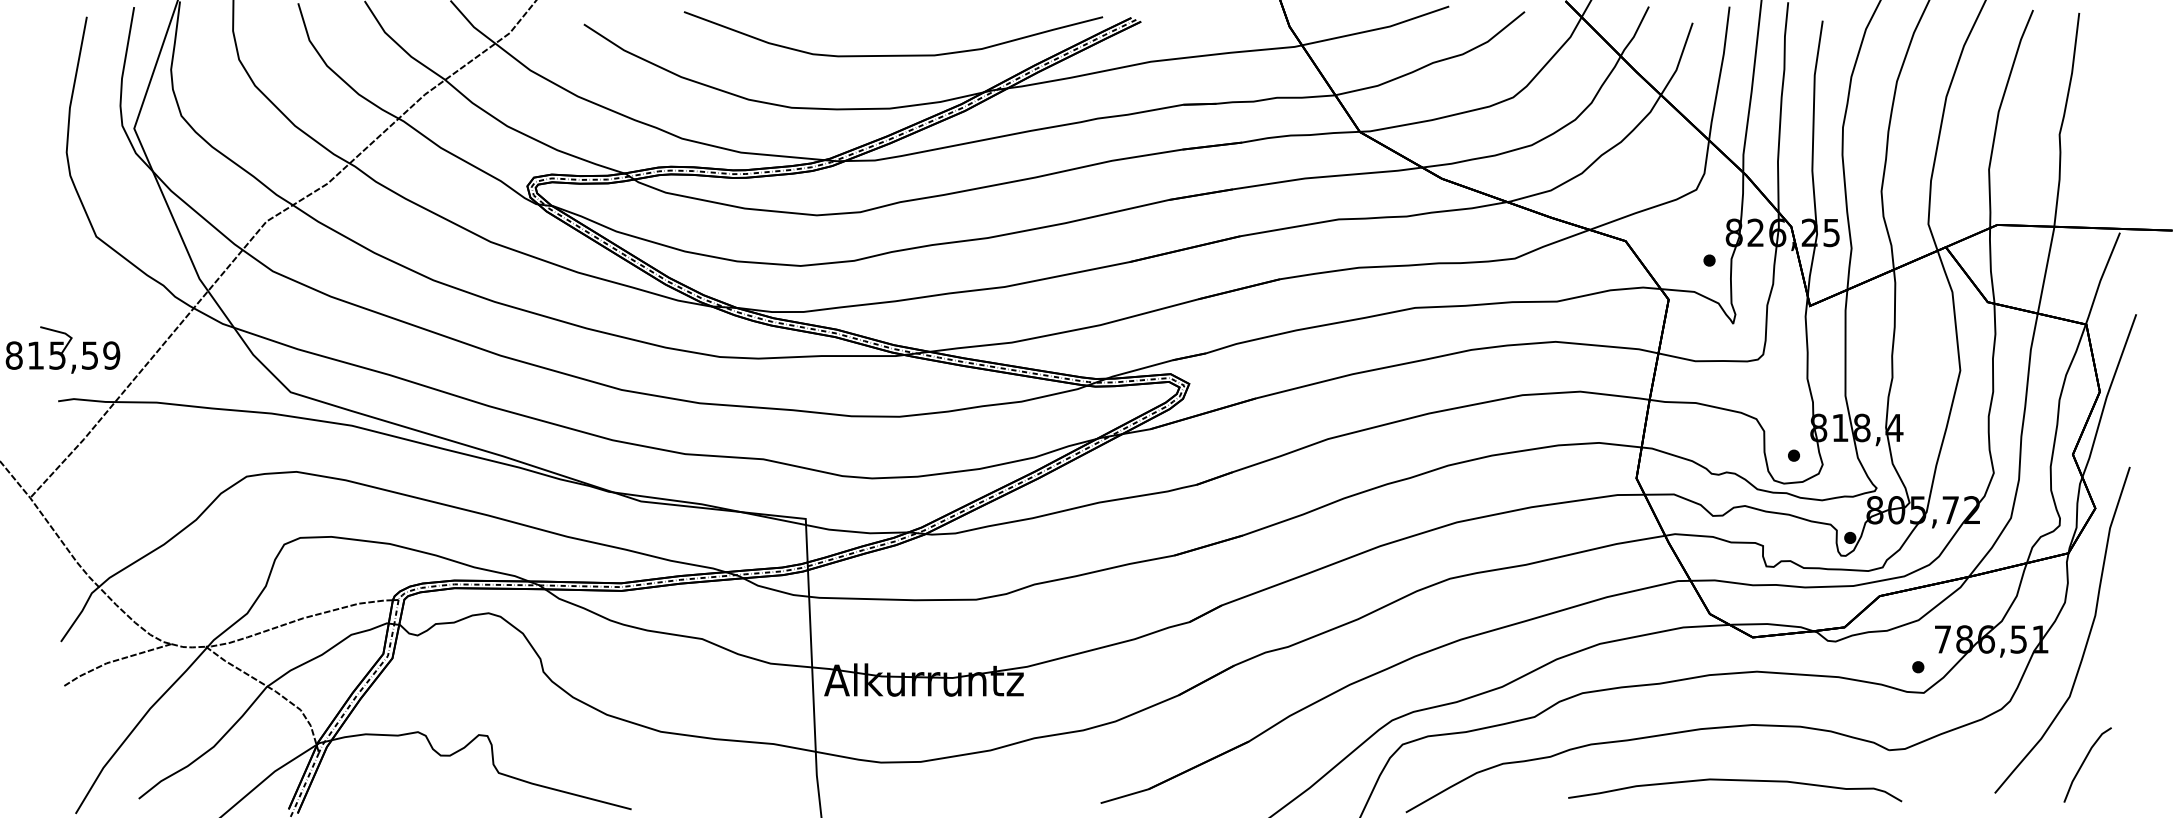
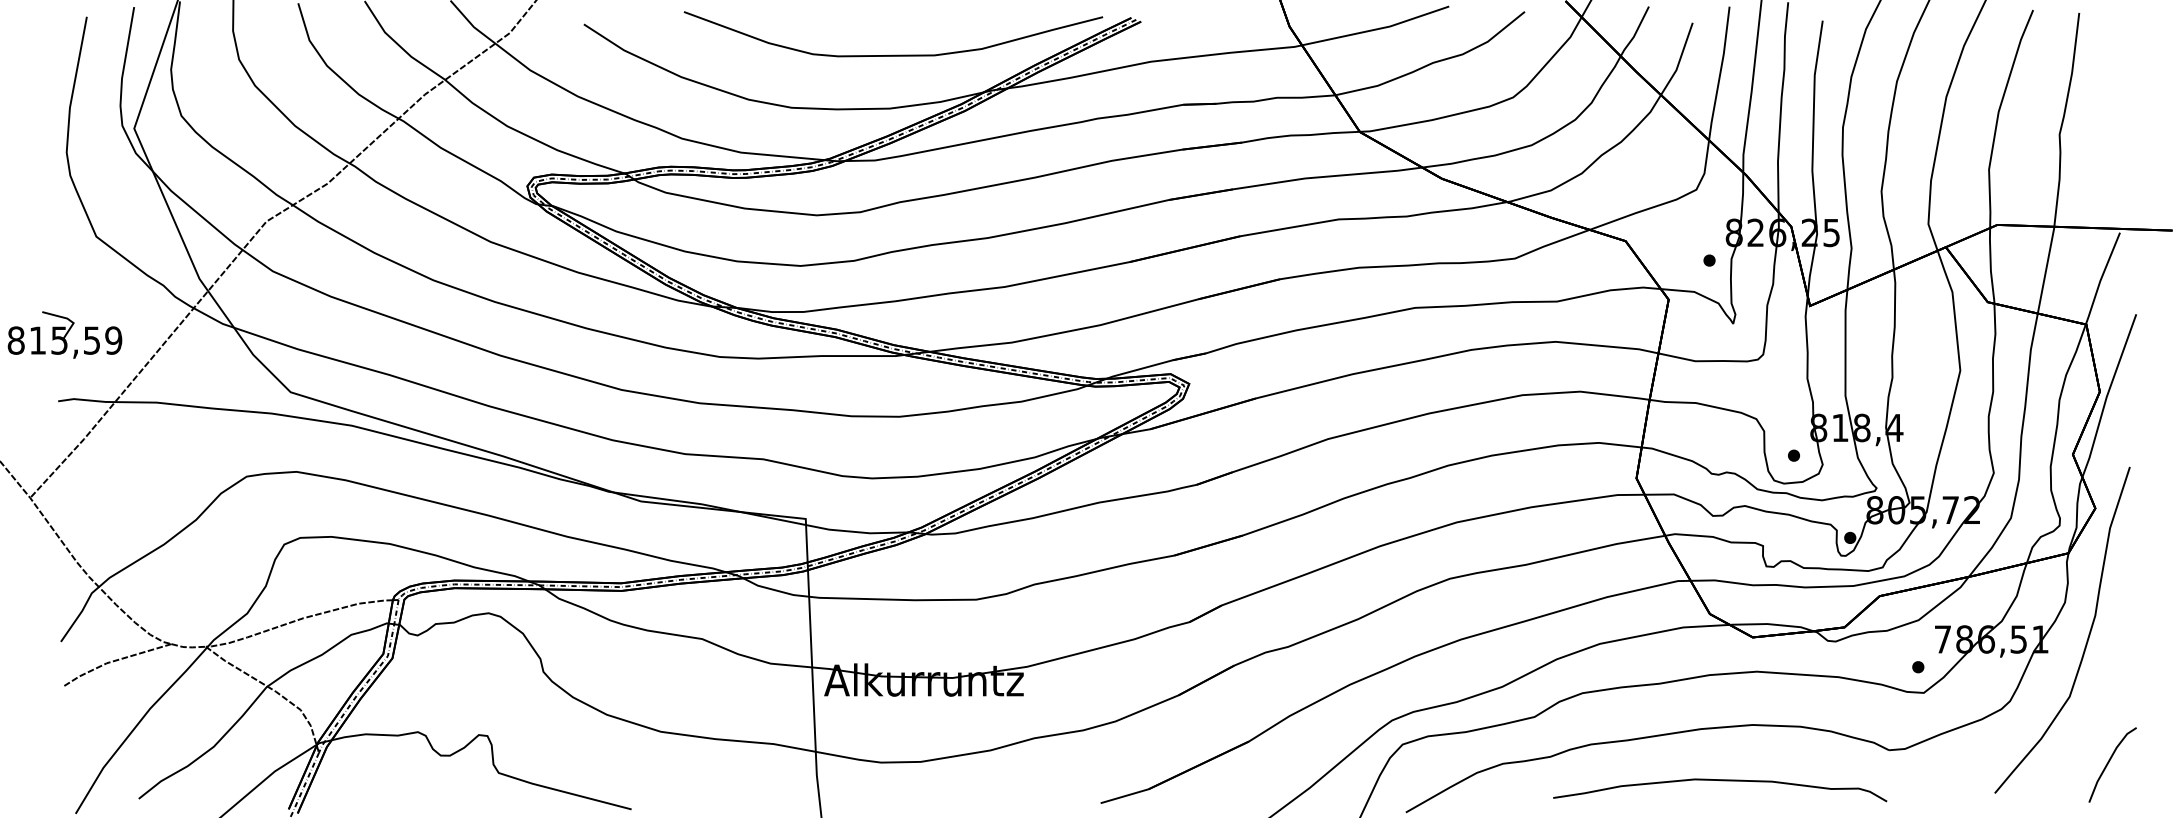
part position: (62, 349) -> (64, 334) (64, 334)
line position: (2084, 762) -> (2109, 762) (2109, 762)
curve position: (1736, 781) -> (1721, 781) (1721, 781)
